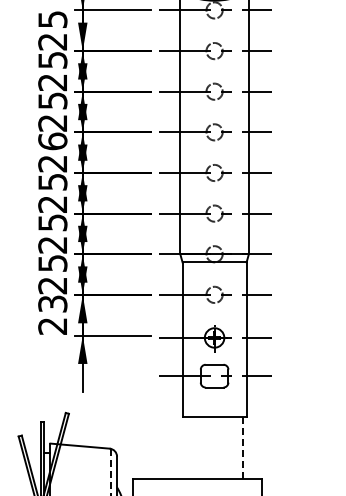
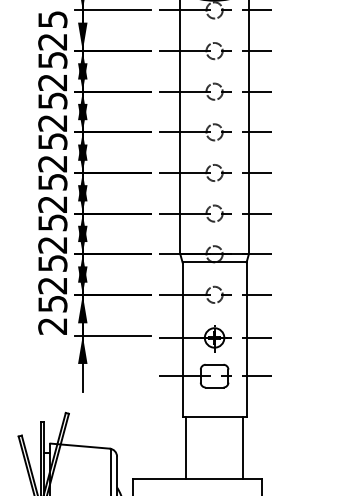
text: 26 -> 25 (52, 141)
text: 23 -> 25 (52, 303)
line: none -> present (186, 447)
line: dashed -> solid (243, 447)
line: dashed -> solid (110, 472)
